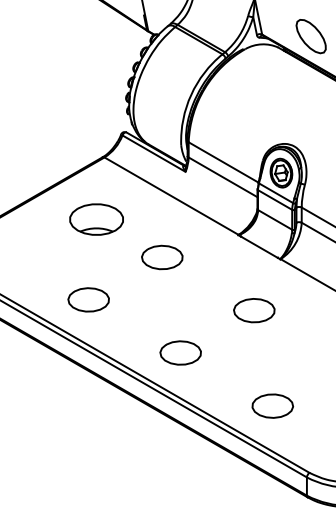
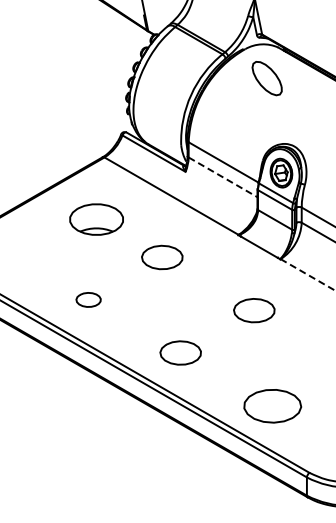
part position: (310, 36) -> (266, 78) (266, 78)
line: solid -> dashed (223, 177)
line: solid -> dashed (308, 275)
part size: 43x26 px -> 27x16 px (88, 299)
part size: 44x26 px -> 60x35 px (272, 406)
